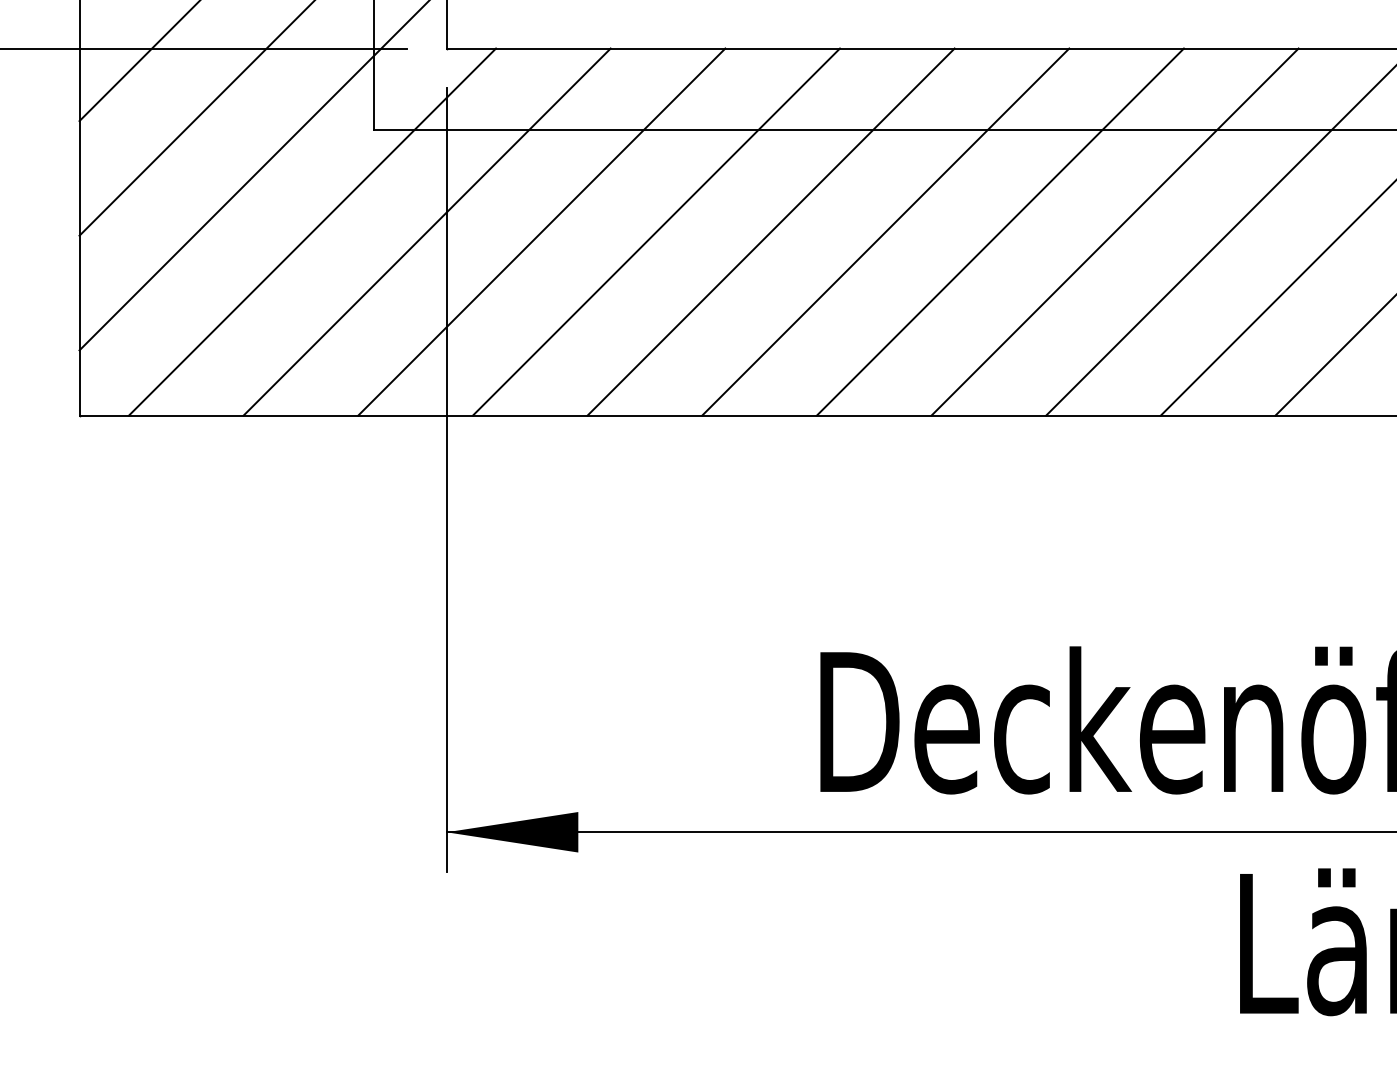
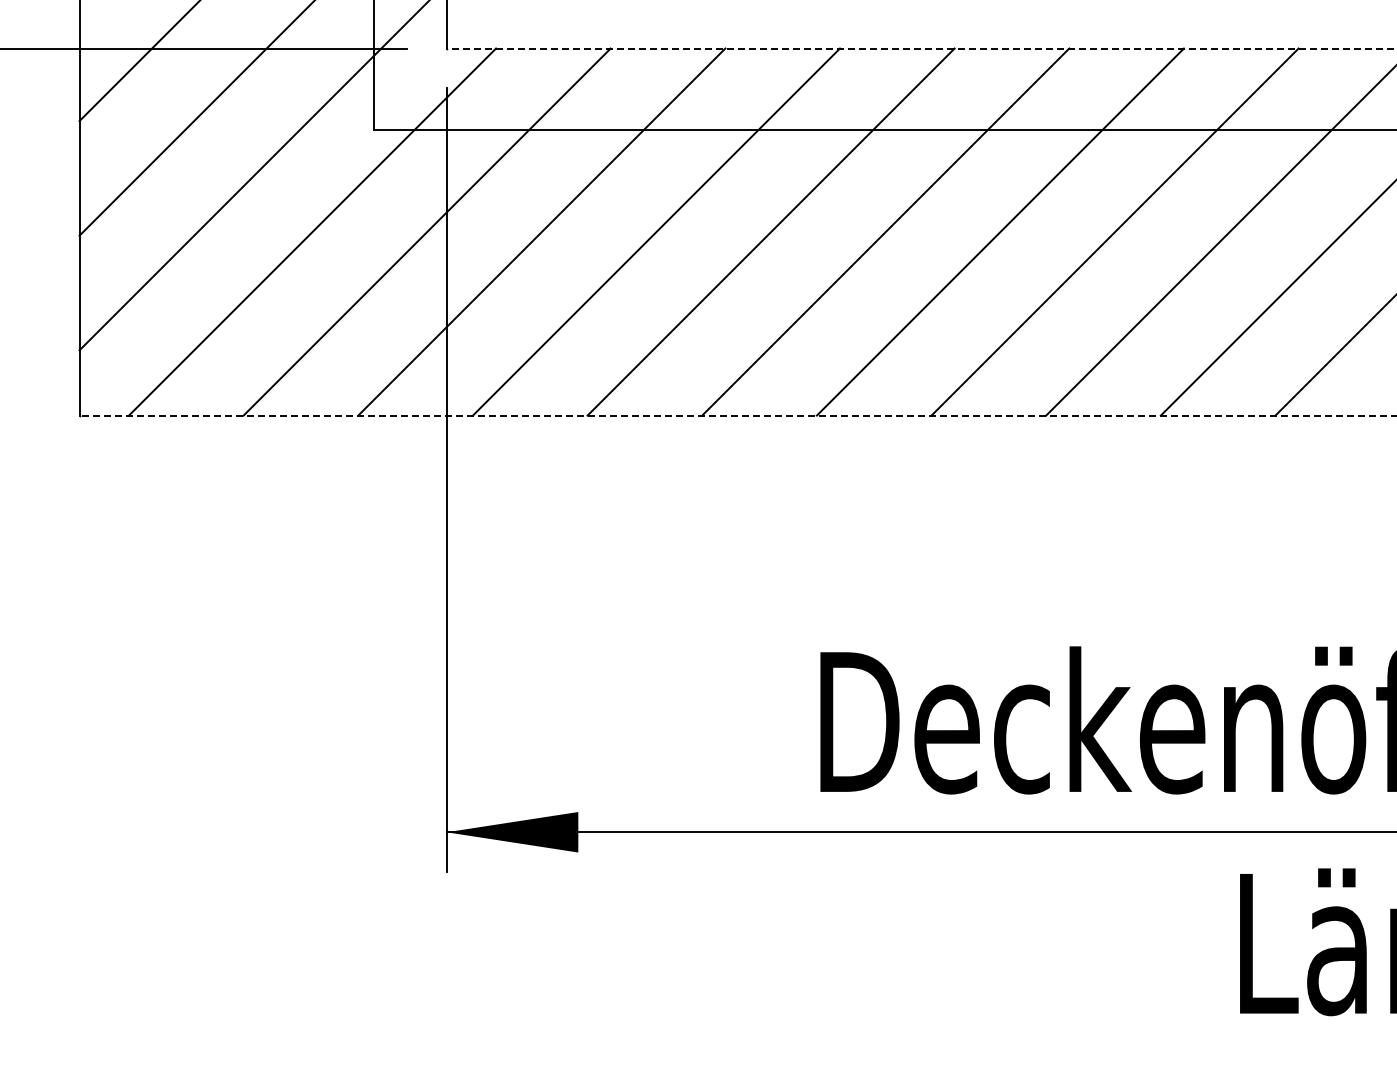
line: solid -> dashed (921, 48)
line: solid -> dashed (737, 415)
